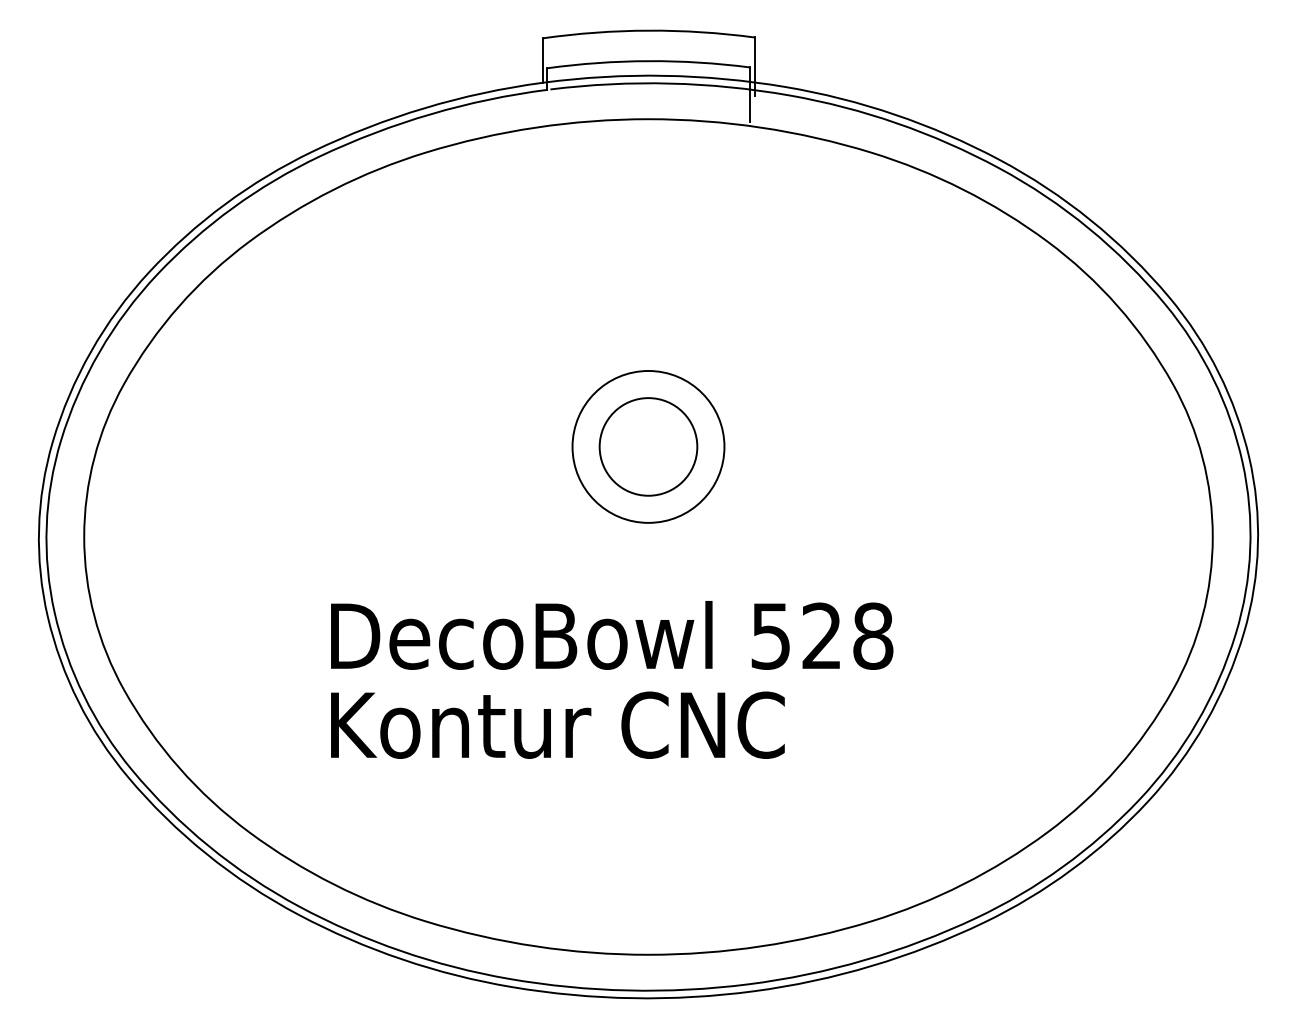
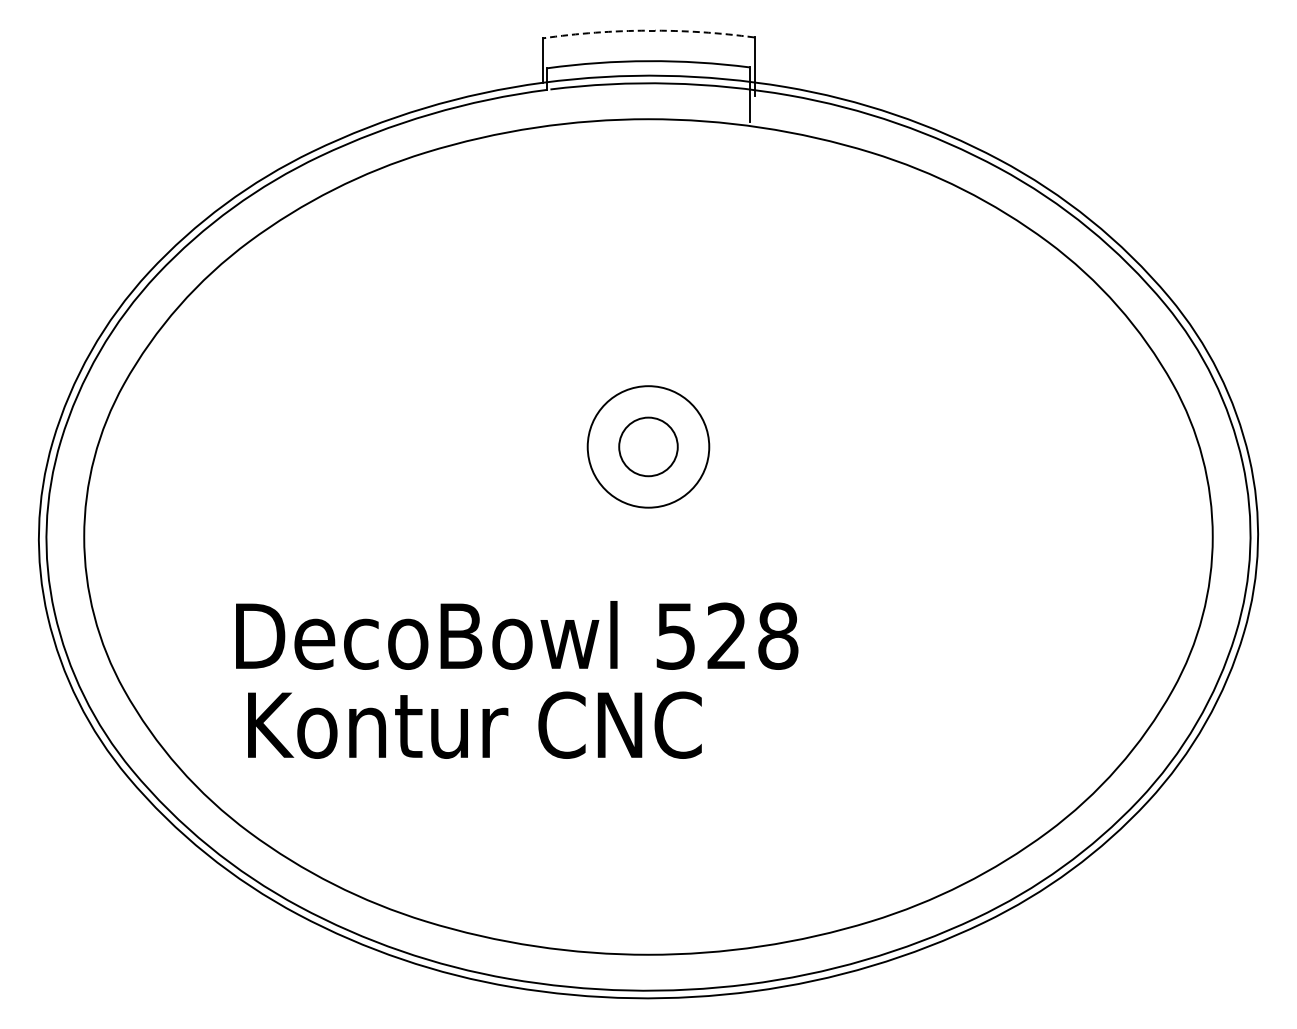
arc: solid -> dashed (648, 30)
circle diameter: 152 px -> 122 px (648, 446)
circle diameter: 98 px -> 59 px (648, 446)
text position: (612, 635) -> (517, 635) (517, 635)
text position: (557, 724) -> (474, 724) (474, 724)
